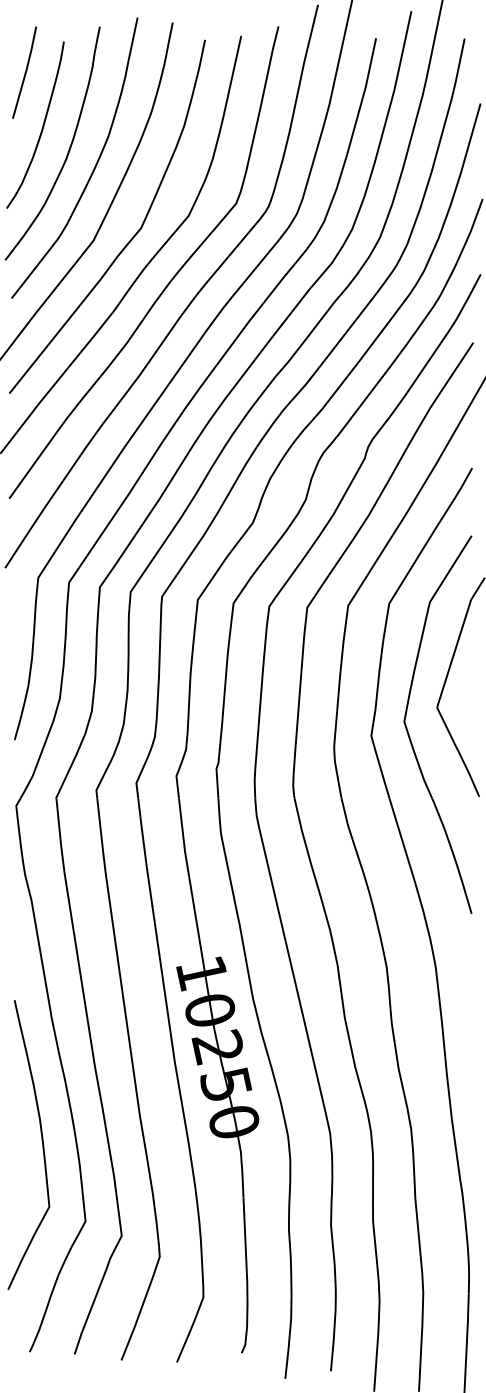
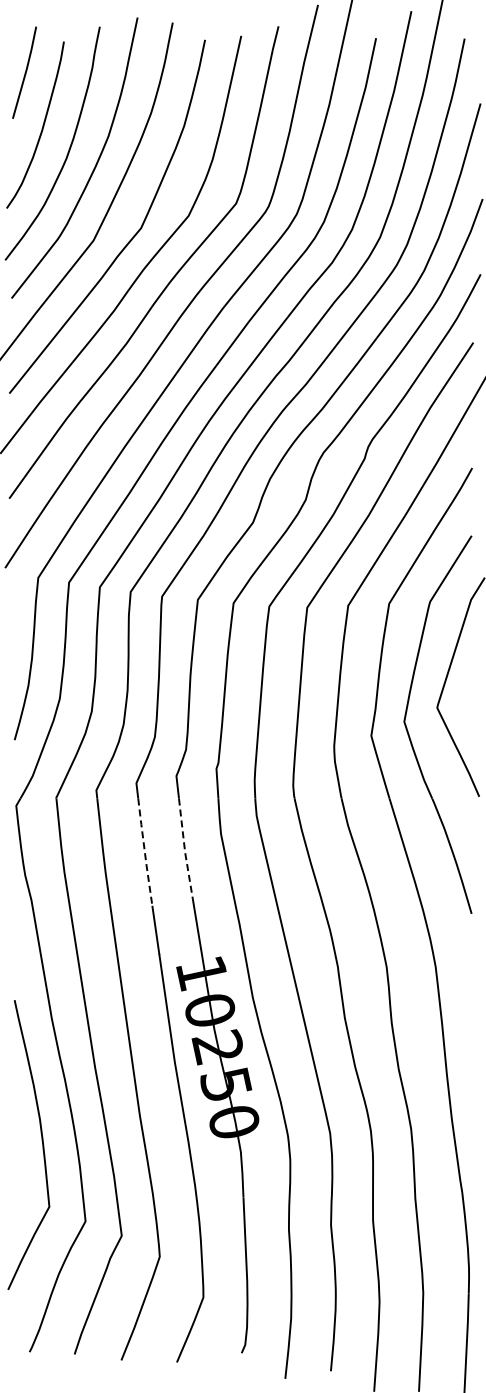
line: solid -> dashed (184, 849)
line: solid -> dashed (144, 853)
